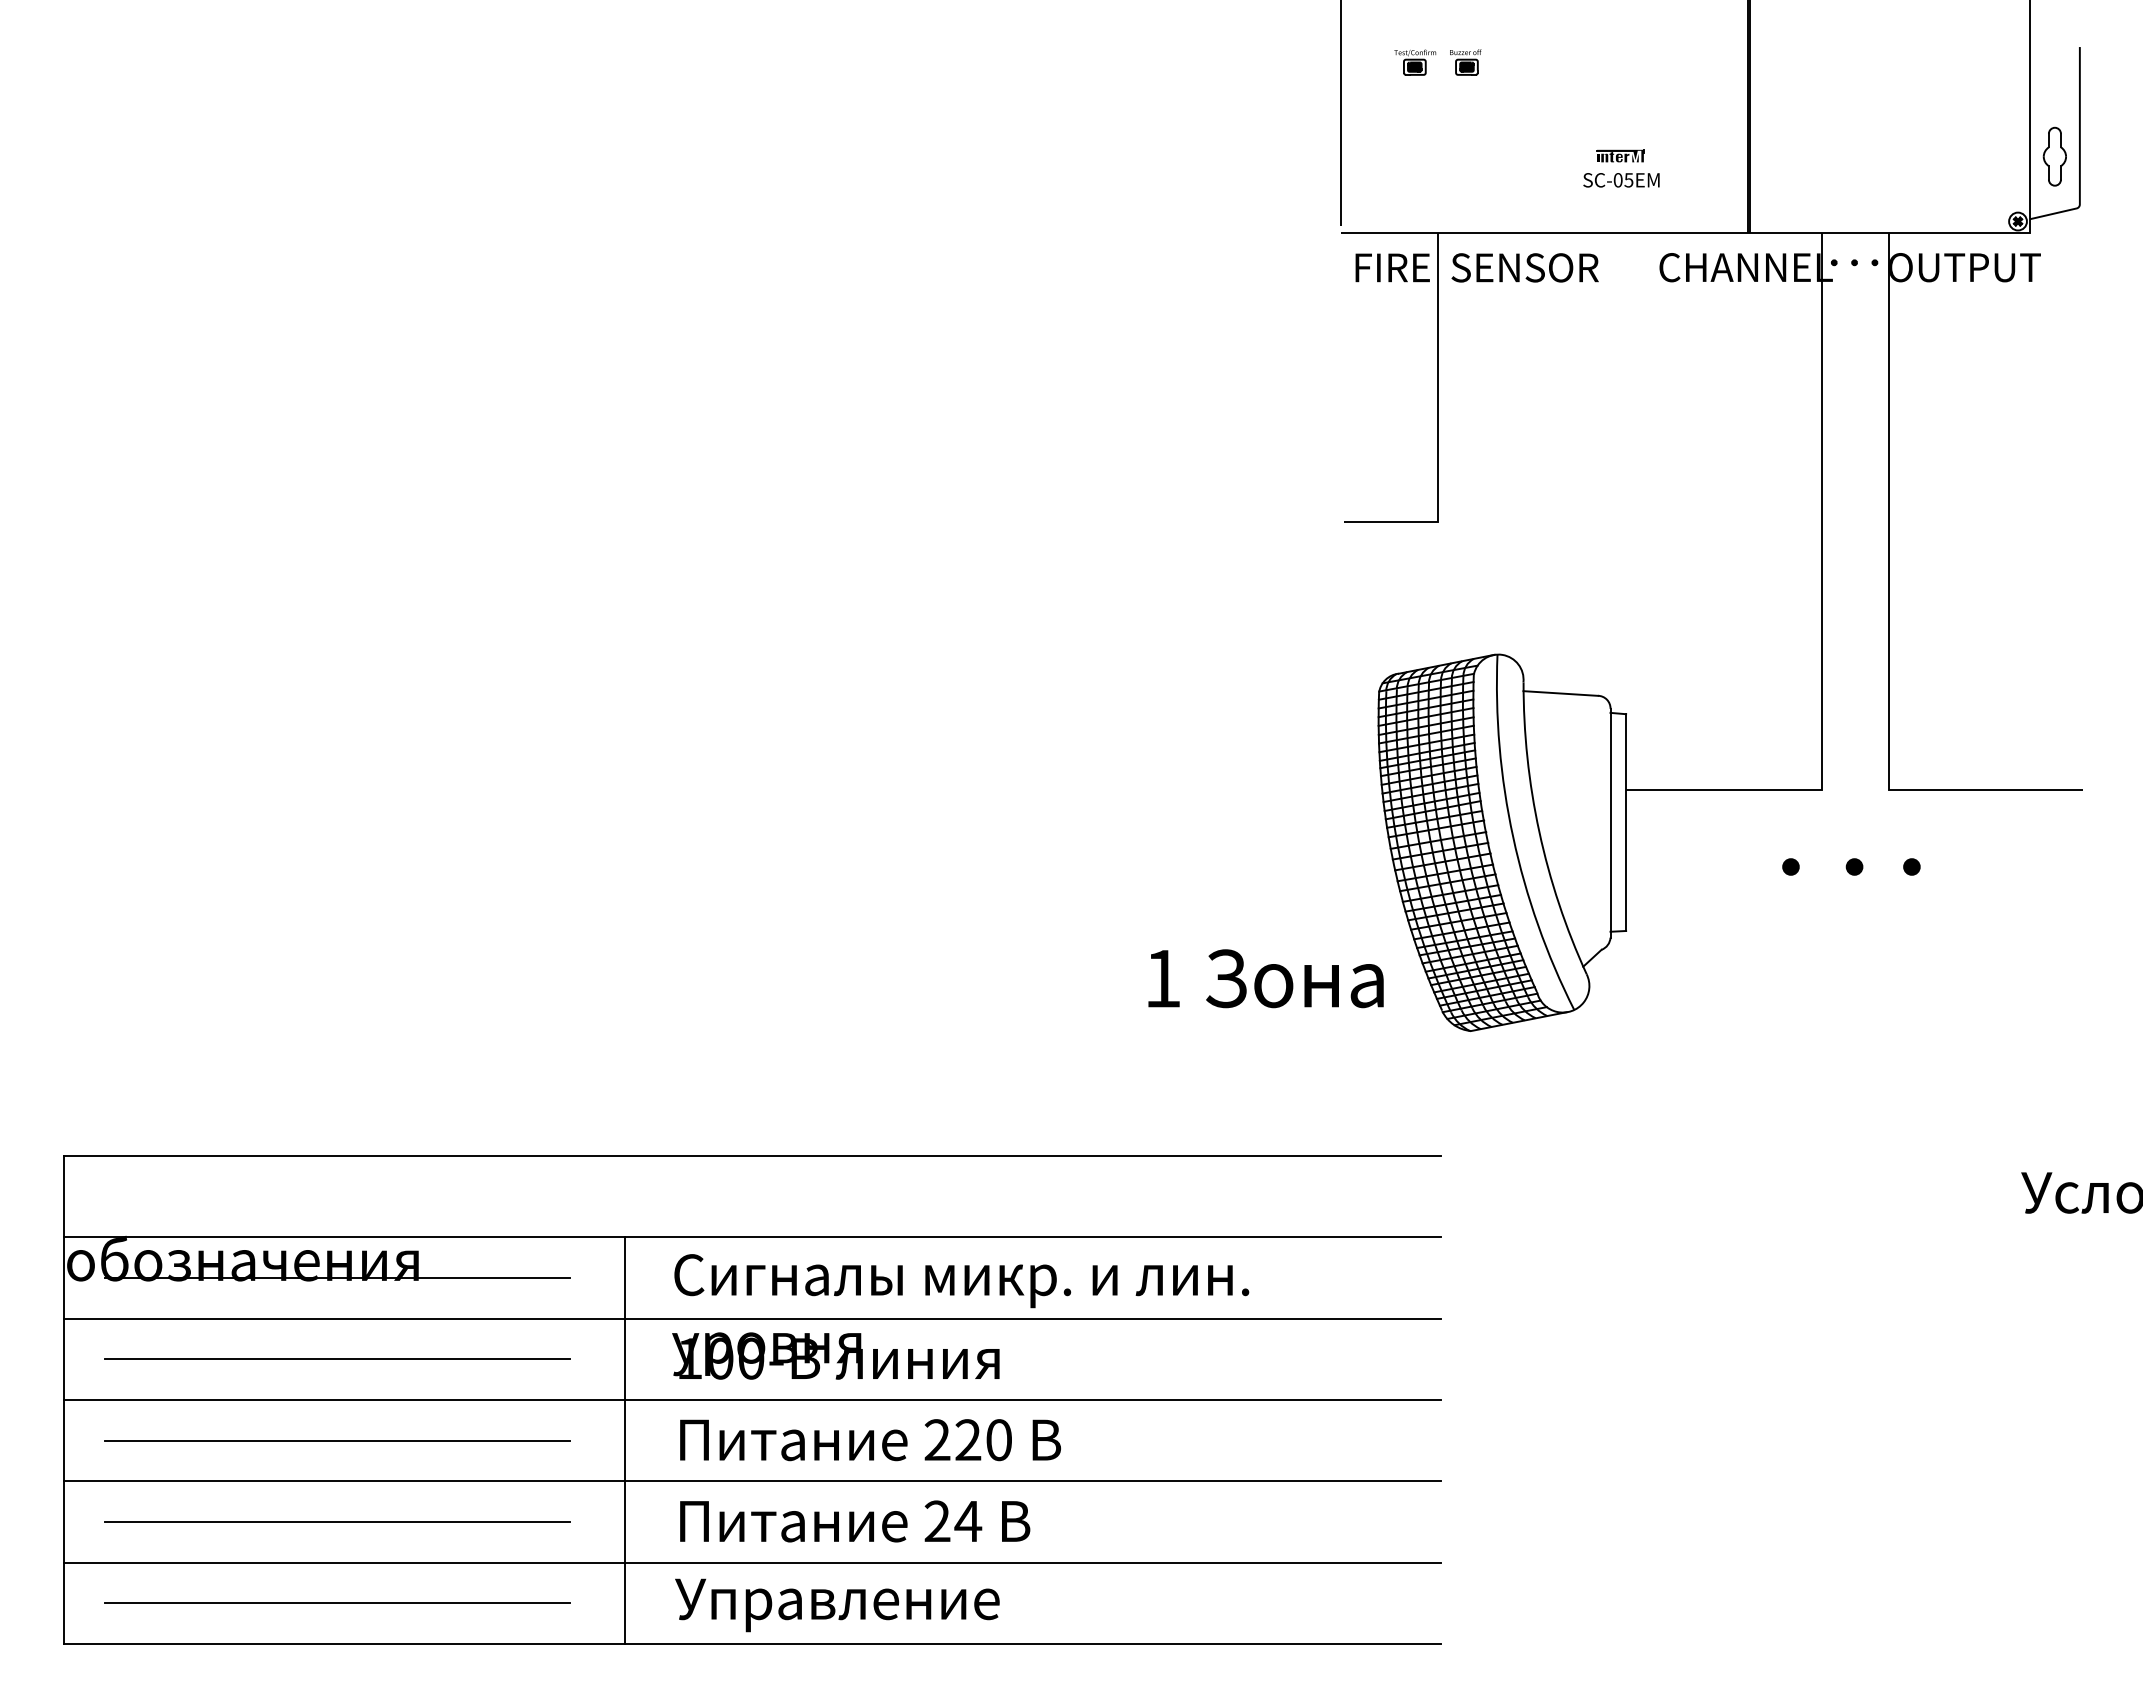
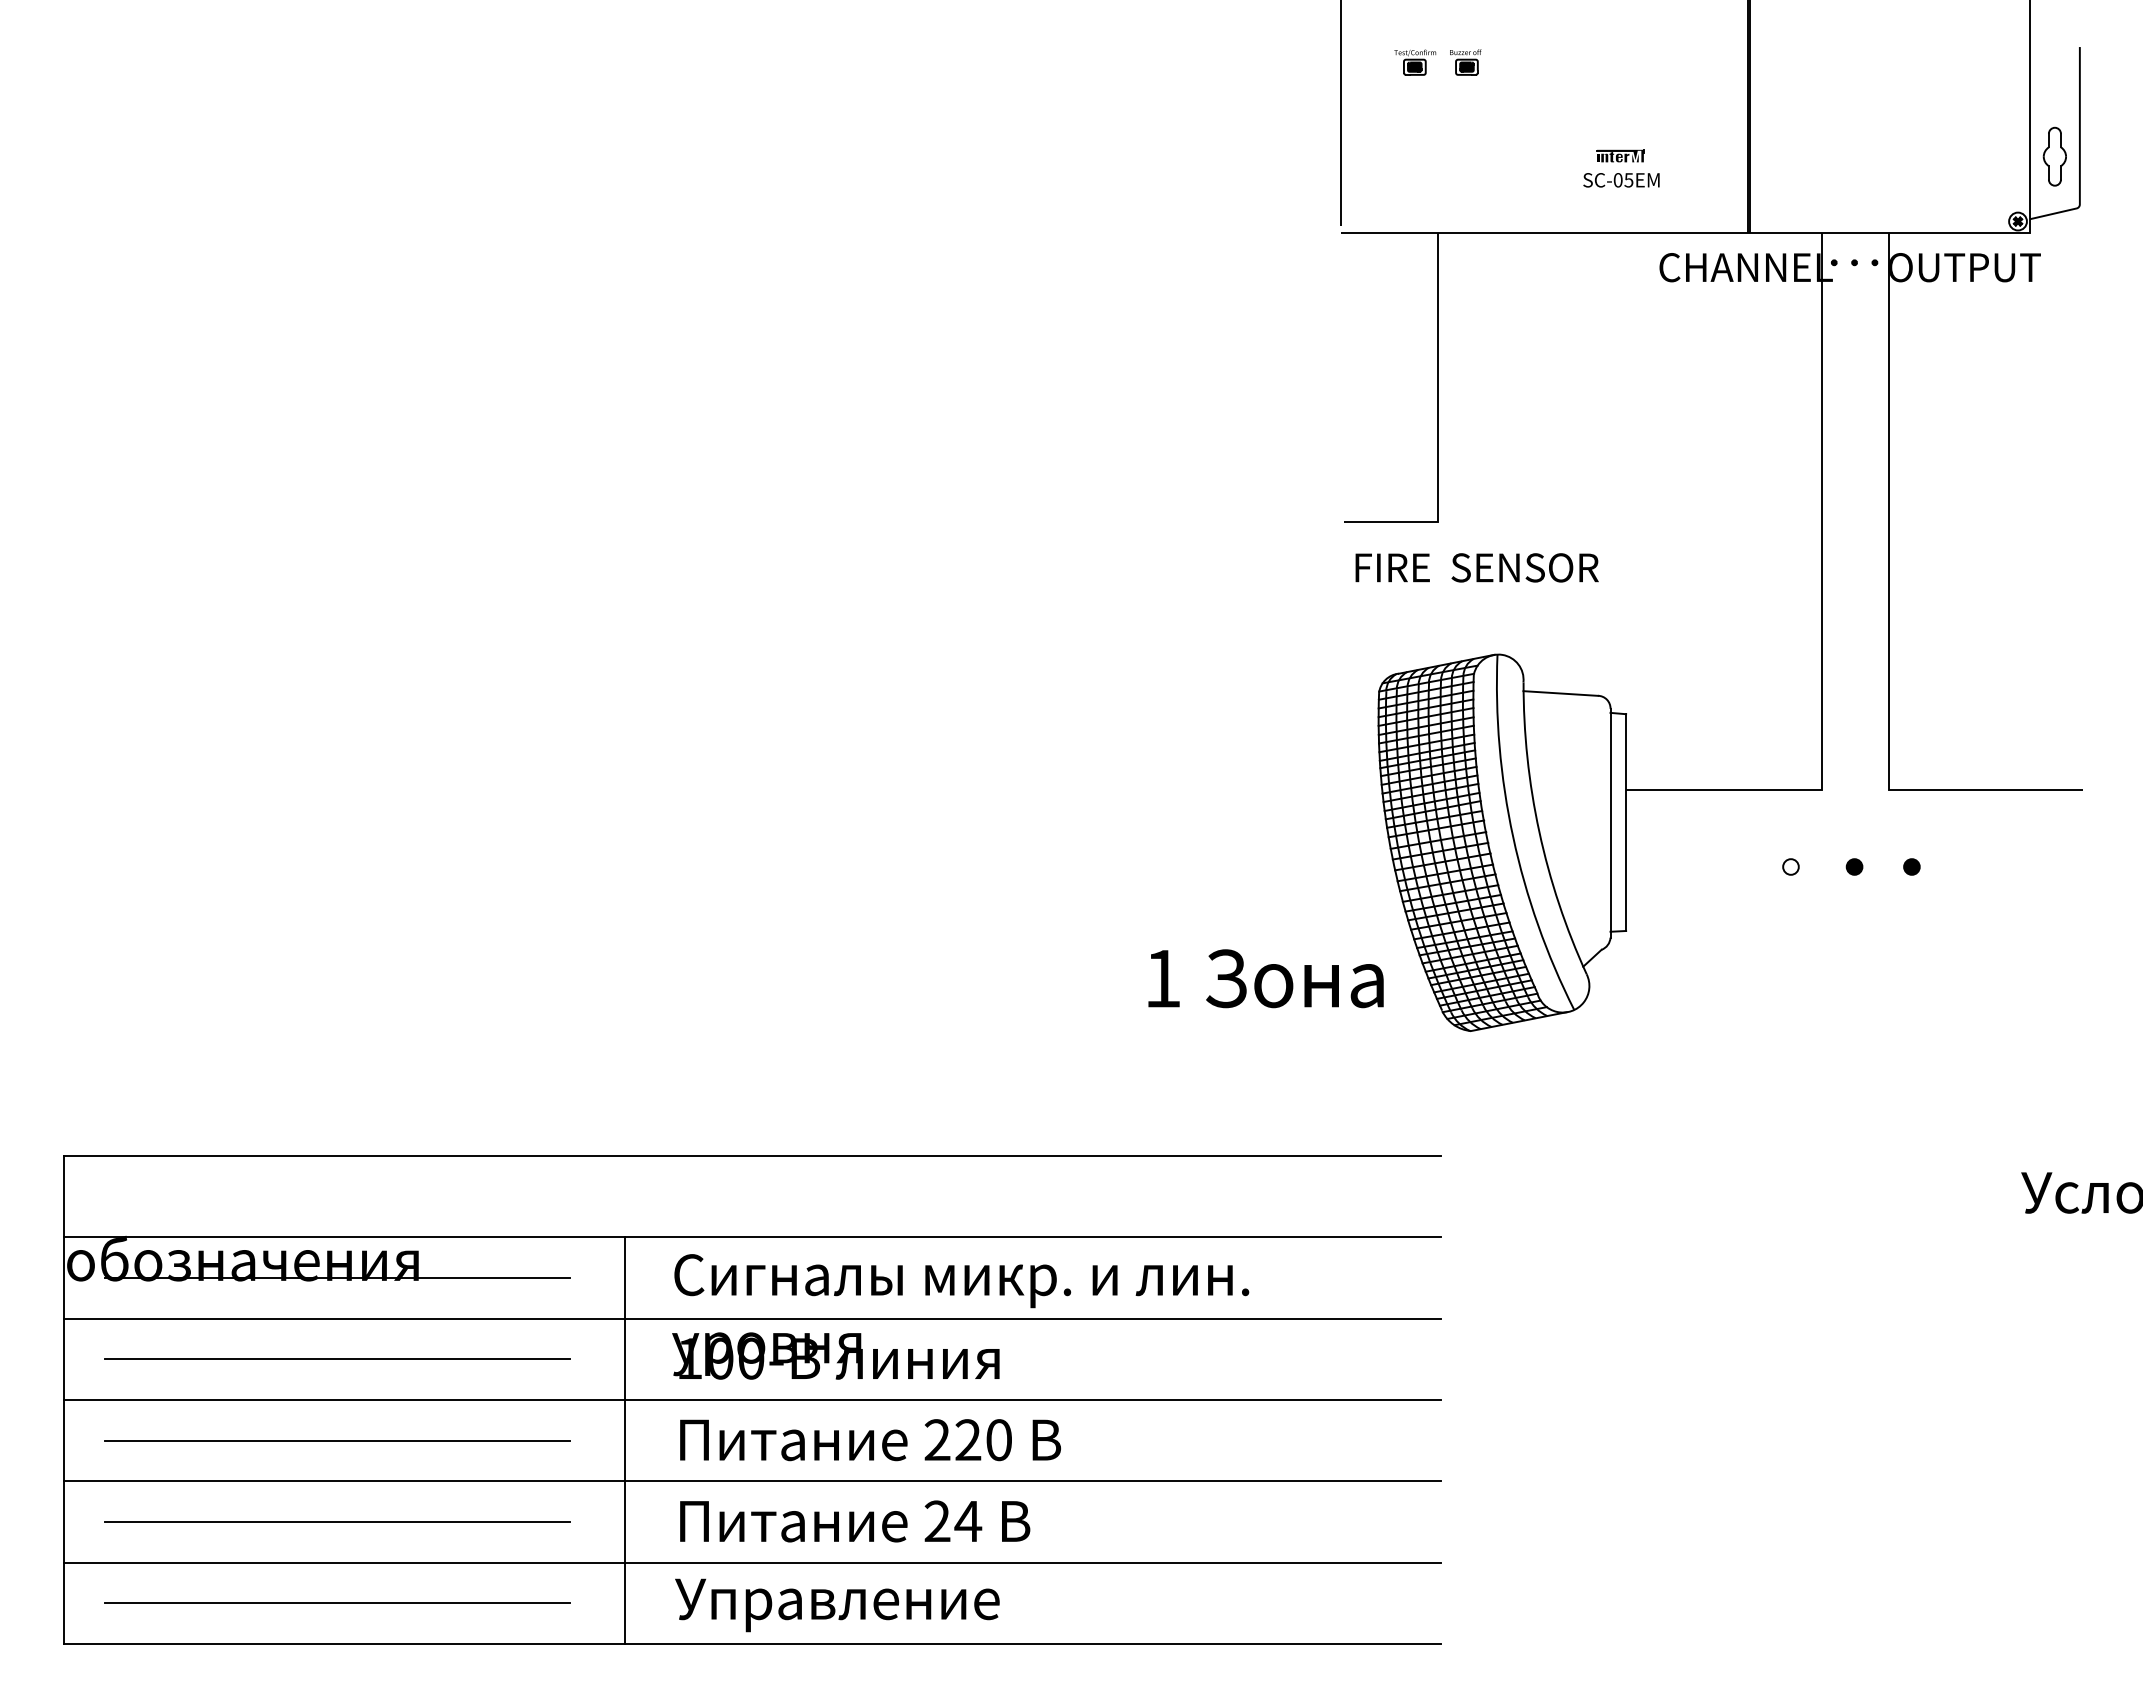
text position: (1476, 267) -> (1476, 567) (1476, 567)
fill: present -> none (1790, 866)
